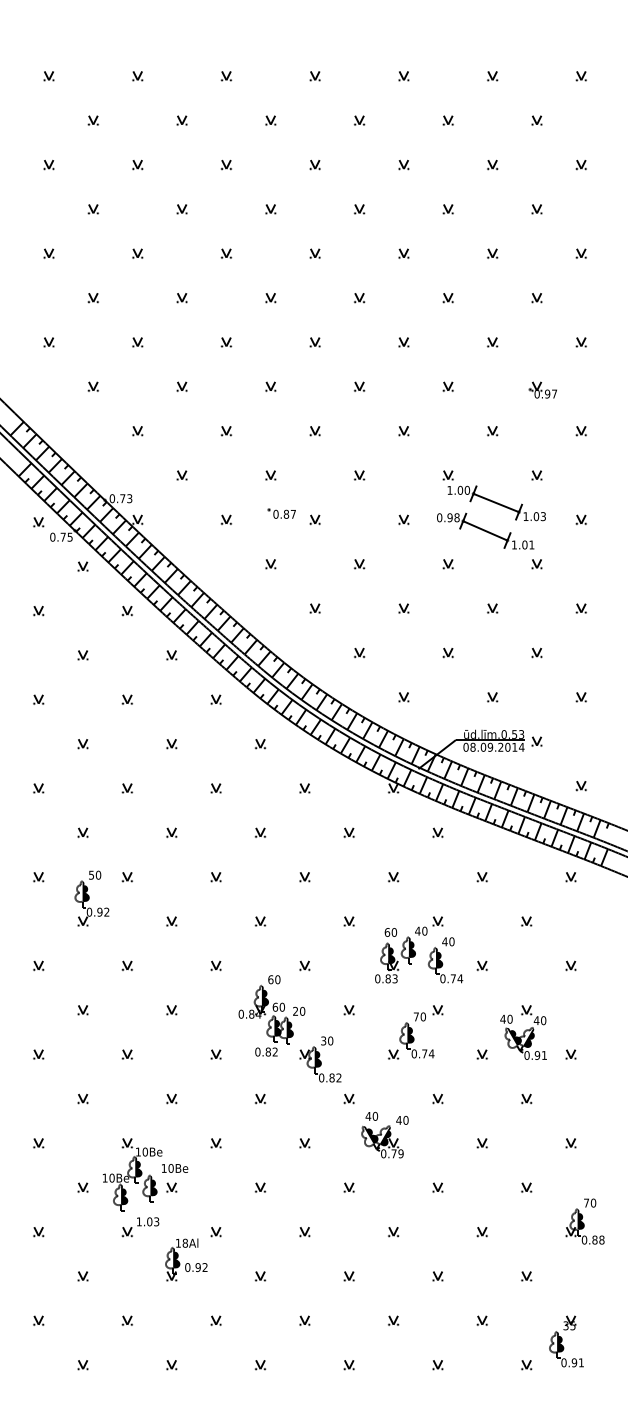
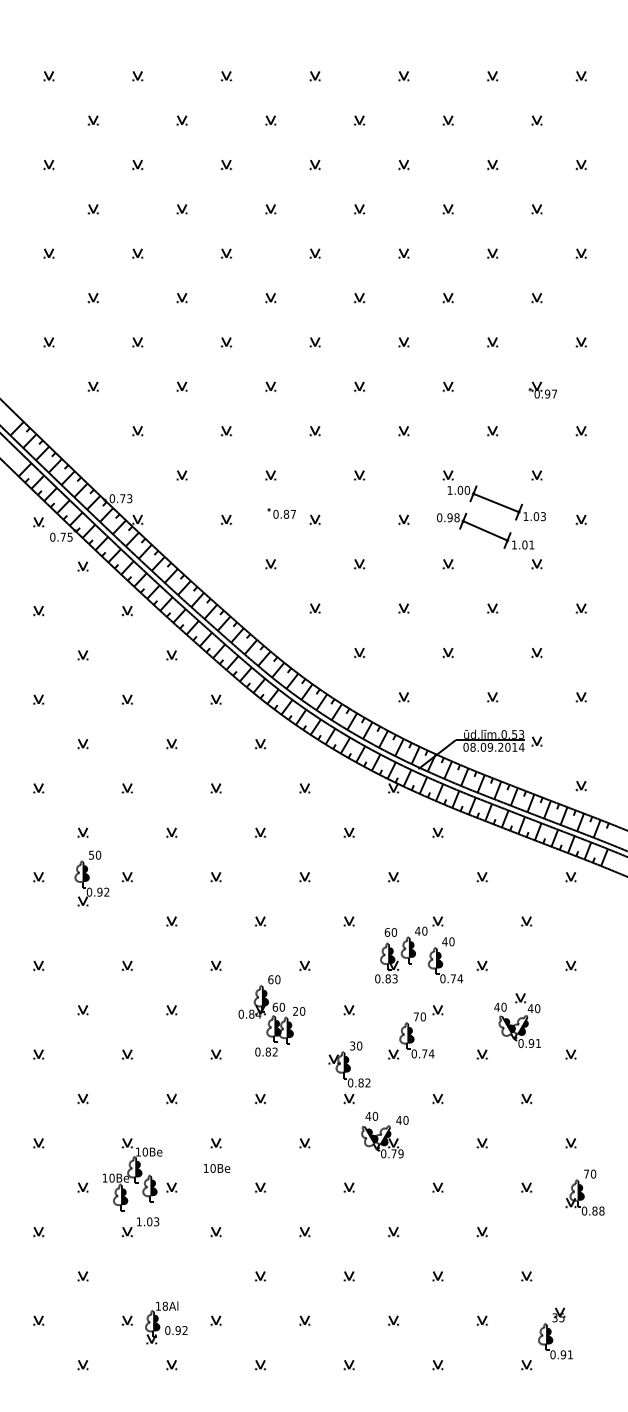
part position: (91, 898) -> (91, 878) (91, 878)
part position: (523, 1032) -> (517, 1020) (517, 1020)
part position: (320, 1059) -> (349, 1064) (349, 1064)
text position: (175, 1168) -> (217, 1168) (217, 1168)
part position: (584, 1221) -> (584, 1192) (584, 1192)
part position: (186, 1259) -> (166, 1322) (166, 1322)
part position: (566, 1341) -> (555, 1333) (555, 1333)
